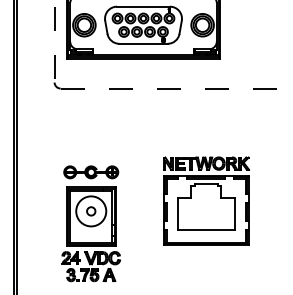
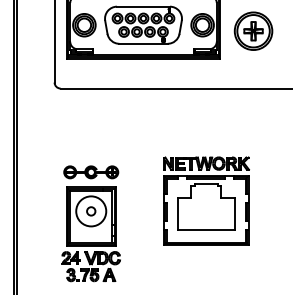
part: none -> present (253, 30)
line: dashed -> solid (54, 41)
line: dashed -> solid (176, 88)
